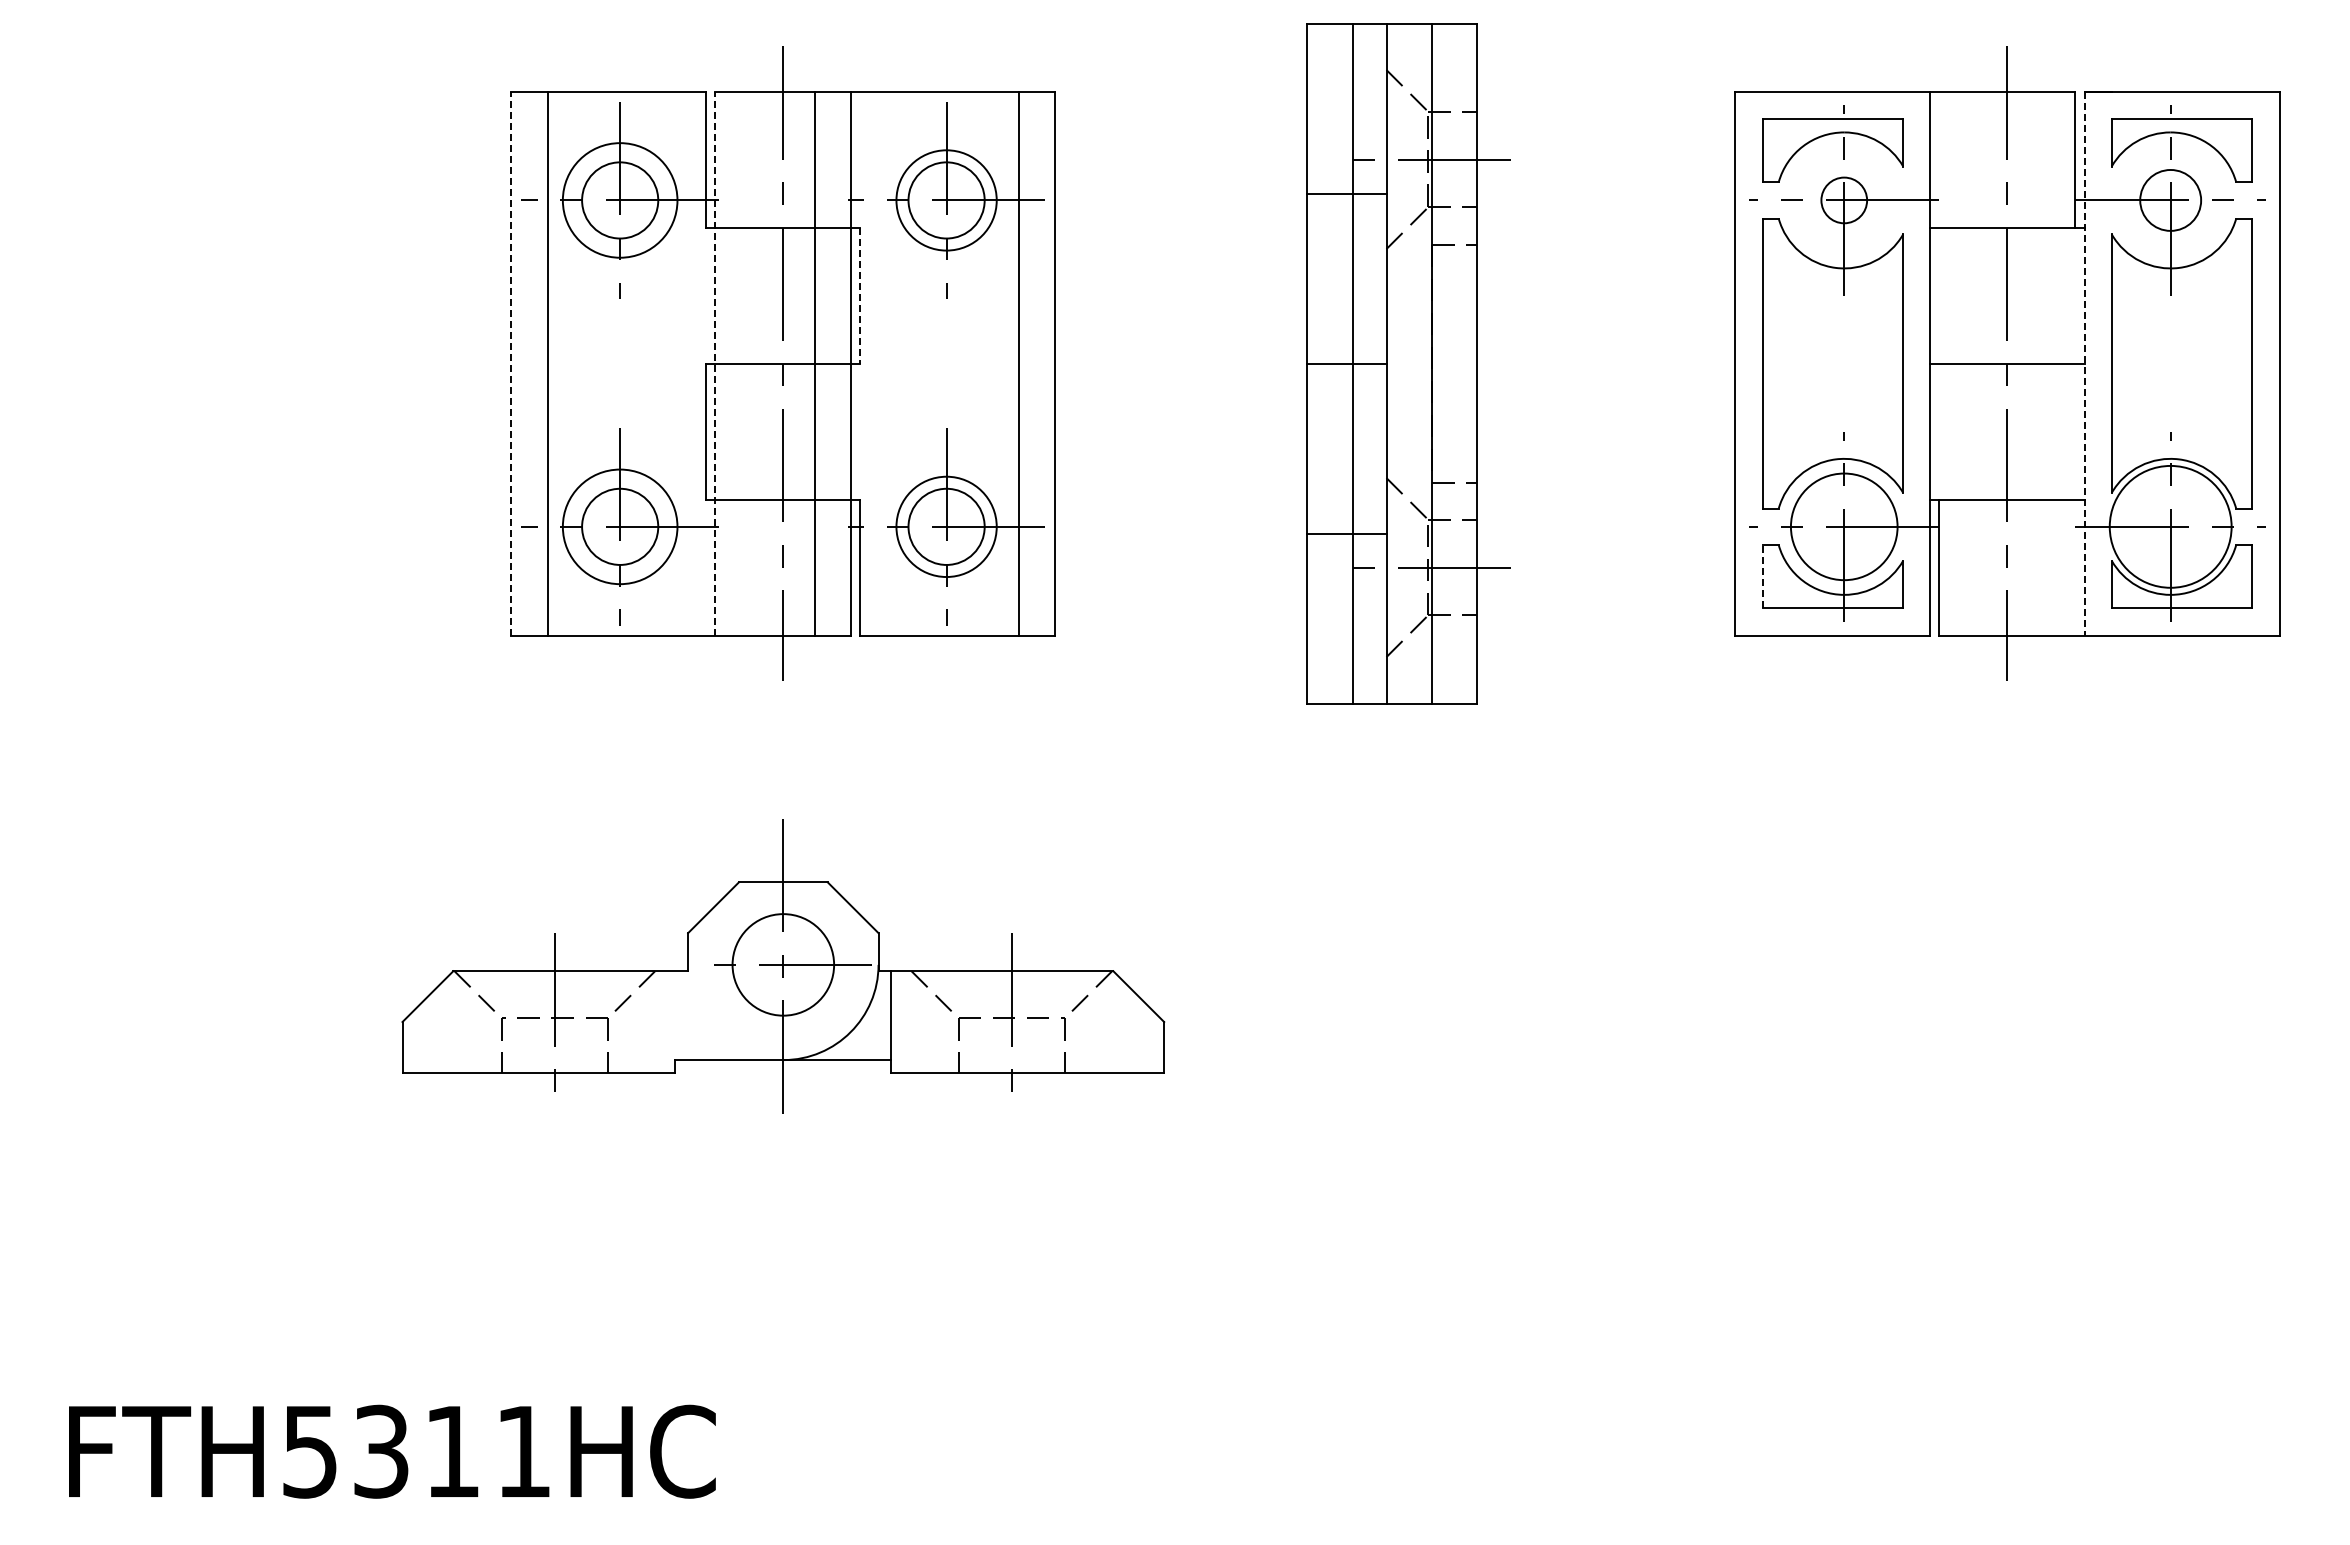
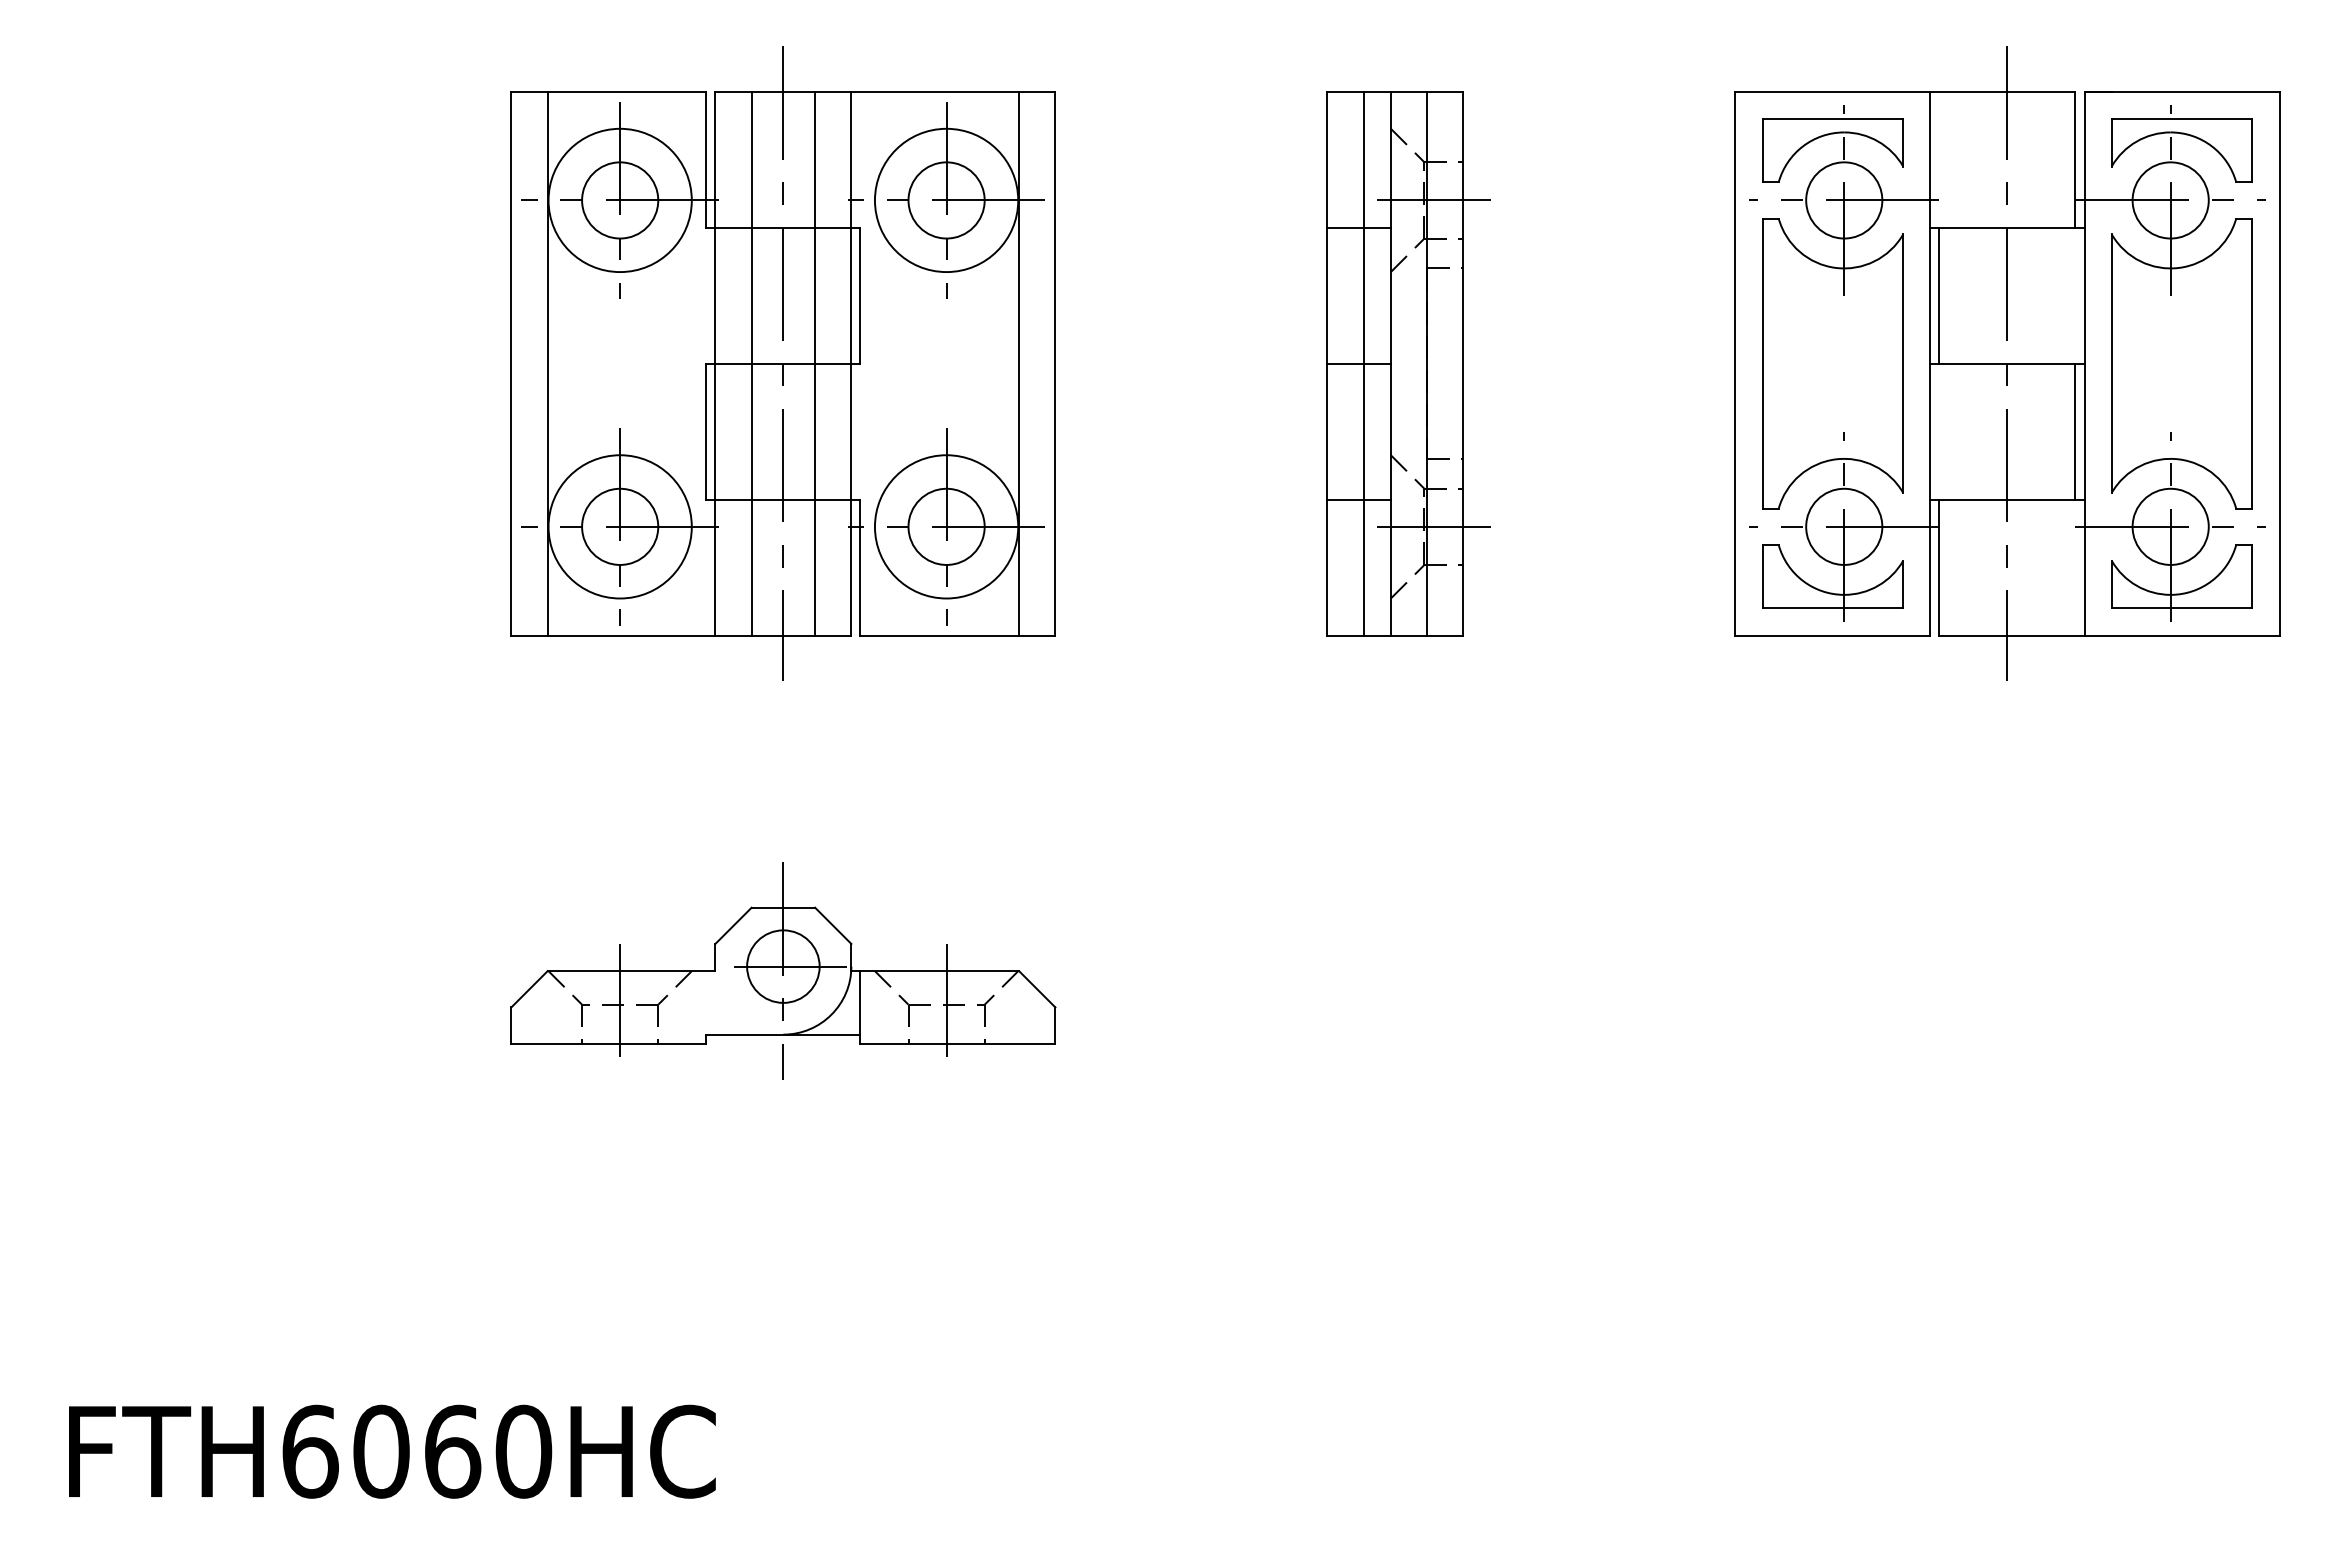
circle diameter: 61 px -> 76 px (2170, 200)
circle diameter: 115 px -> 143 px (619, 200)
circle diameter: 100 px -> 143 px (946, 200)
circle diameter: 46 px -> 76 px (1844, 200)
line: none -> present (1939, 295)
line: dashed -> solid (860, 296)
line: dashed -> solid (511, 363)
line: dashed -> solid (715, 363)
line: none -> present (751, 363)
part size: 205x682 px -> 165x546 px (1408, 363)
line: dashed -> solid (2084, 364)
line: none -> present (2075, 431)
circle diameter: 115 px -> 143 px (619, 526)
circle diameter: 100 px -> 143 px (946, 526)
circle diameter: 107 px -> 76 px (1844, 526)
circle diameter: 122 px -> 76 px (2170, 526)
line: dashed -> solid (1762, 576)
part size: 765x295 px -> 547x218 px (783, 970)
text: FTH5311HC -> FTH6060HC (417, 1451)
